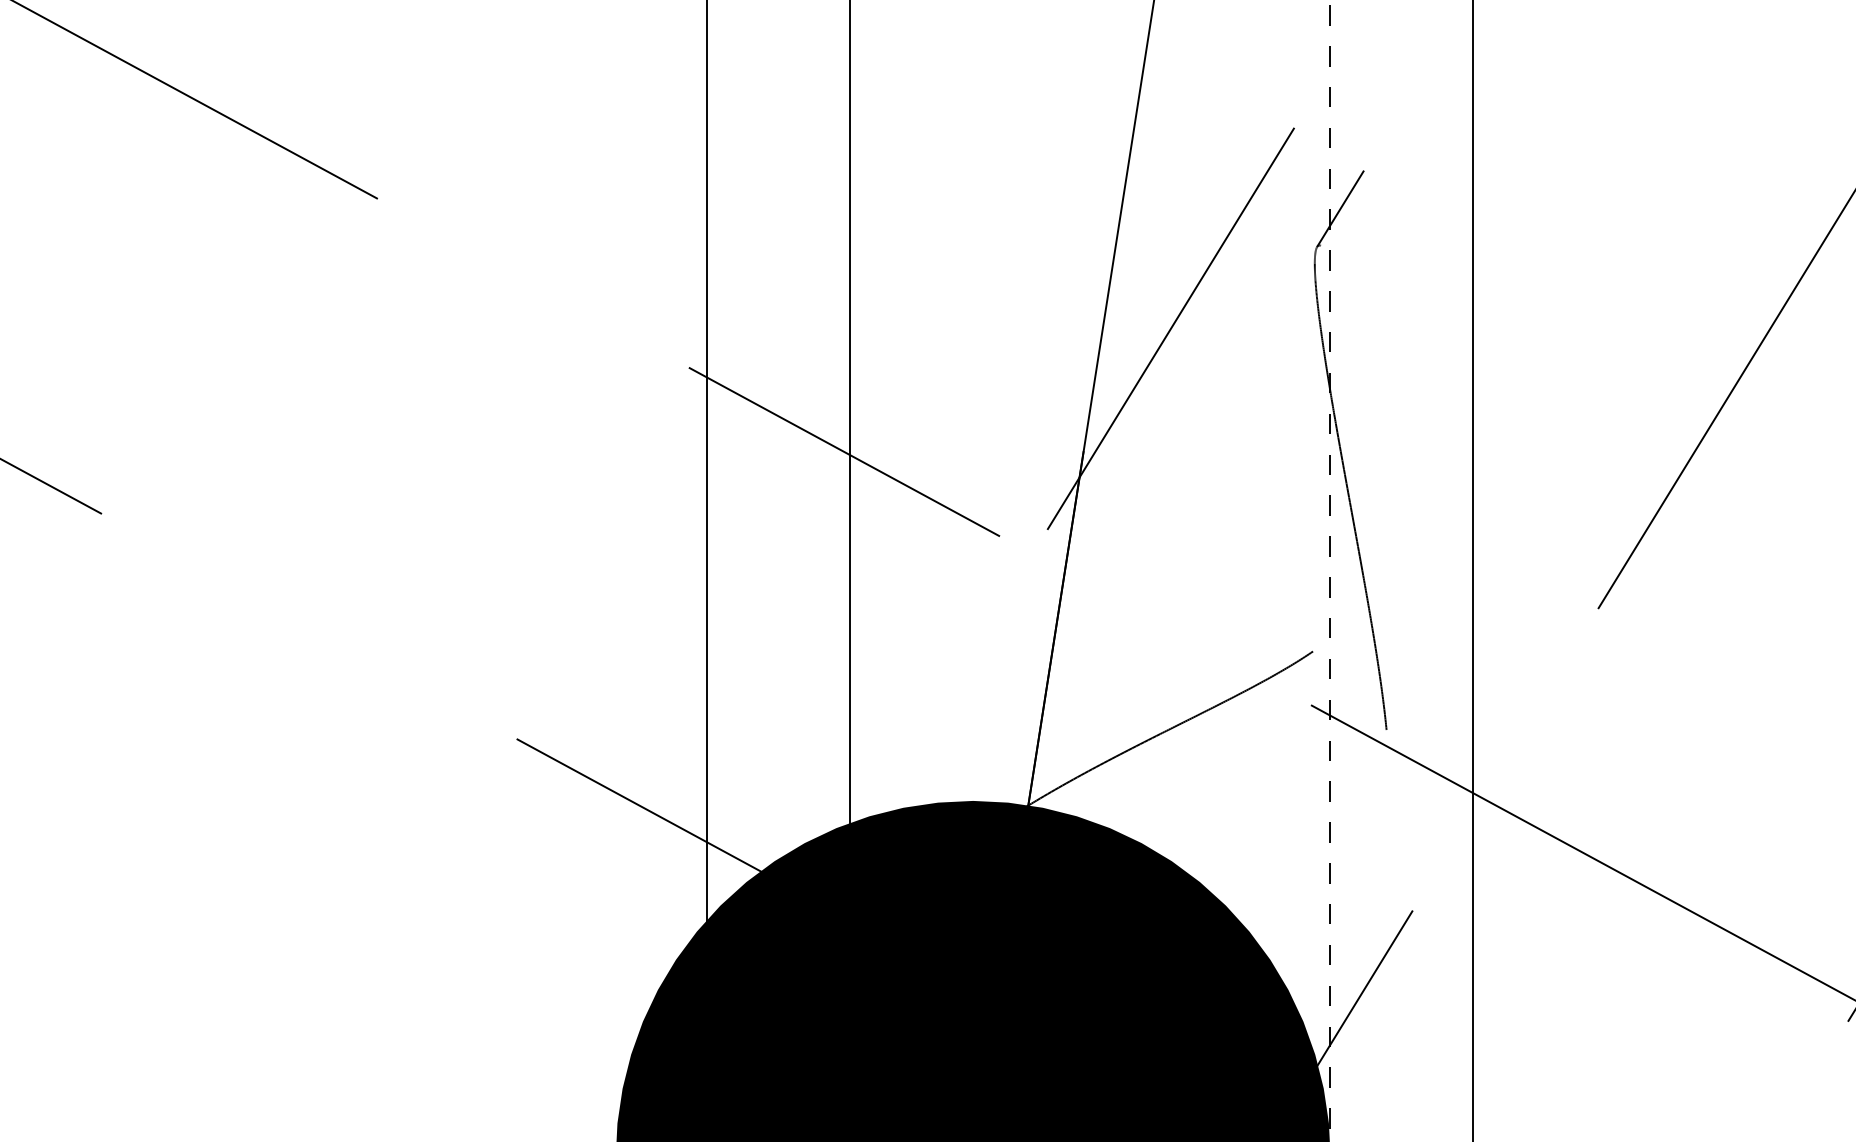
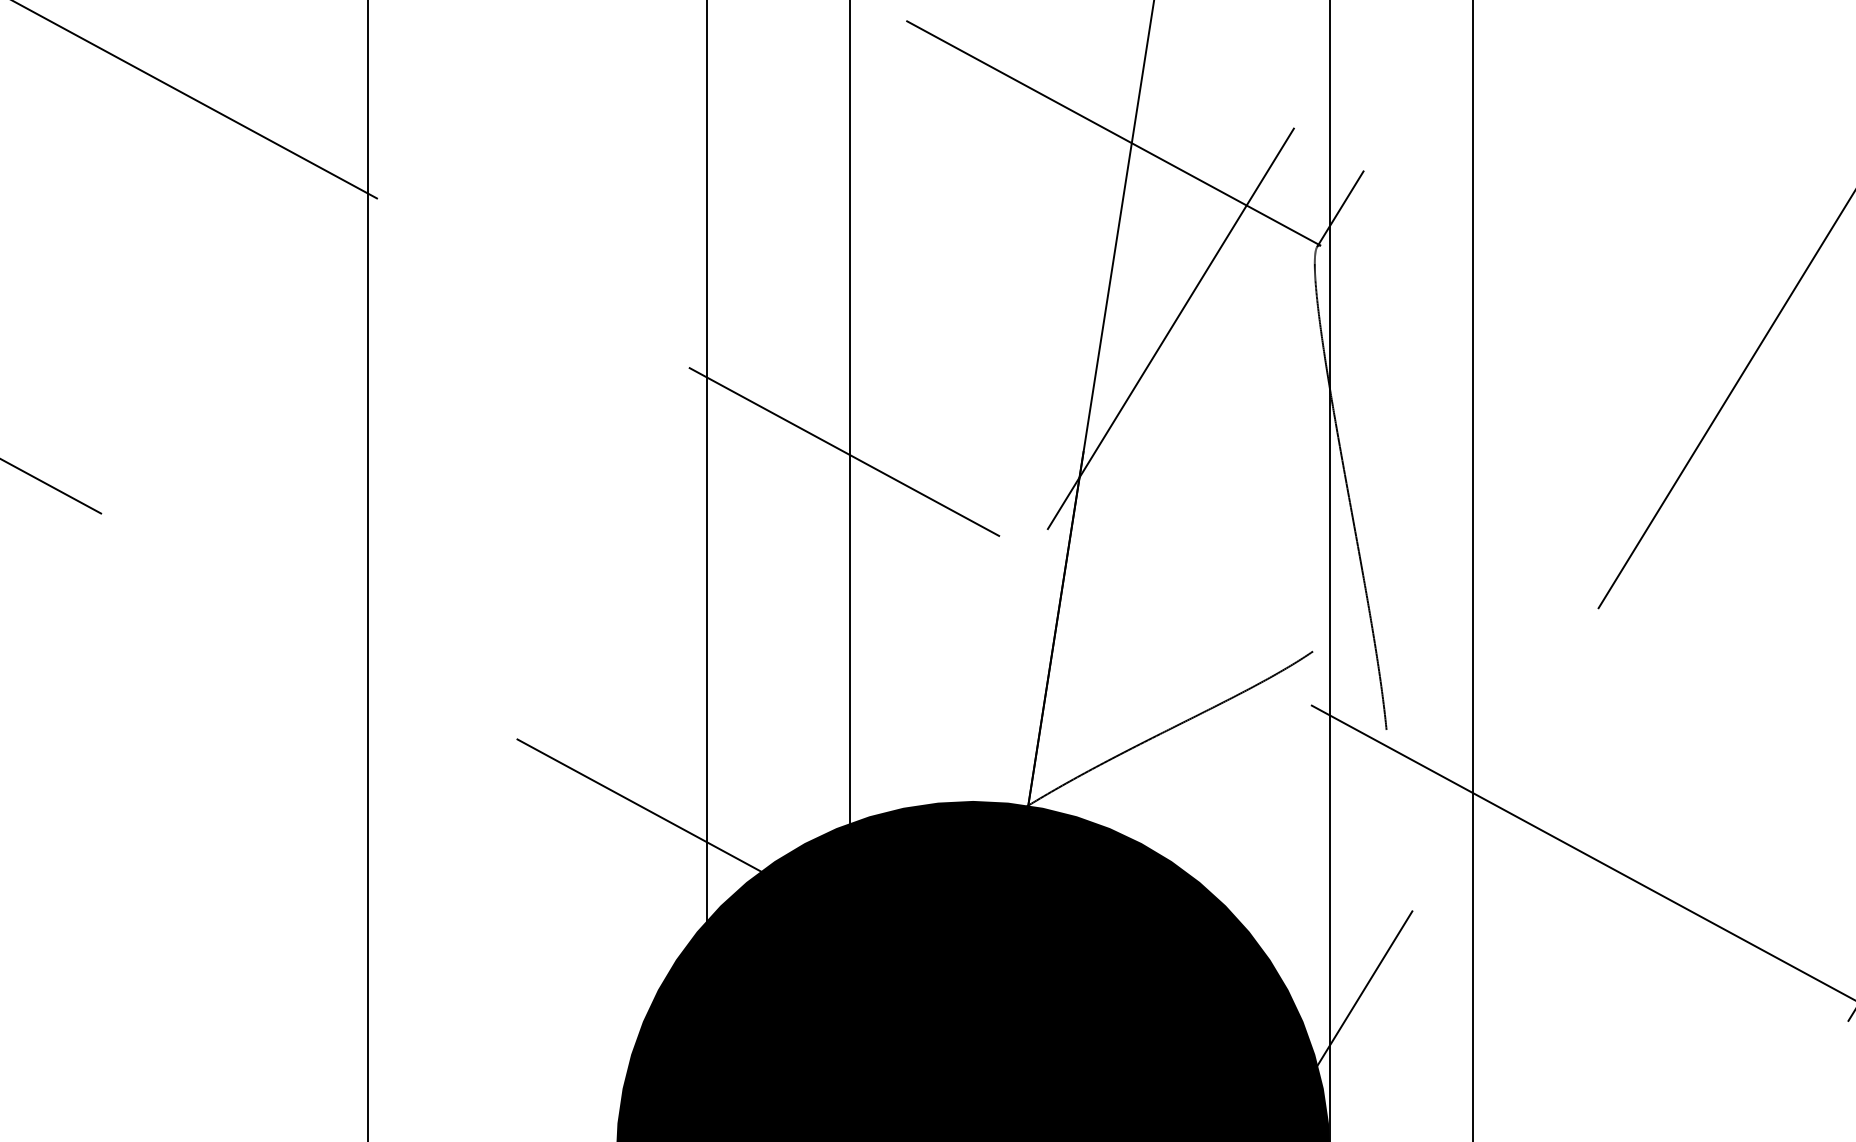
line: none -> present (1096, 123)
line: none -> present (367, 570)
line: dashed -> solid (1329, 571)
